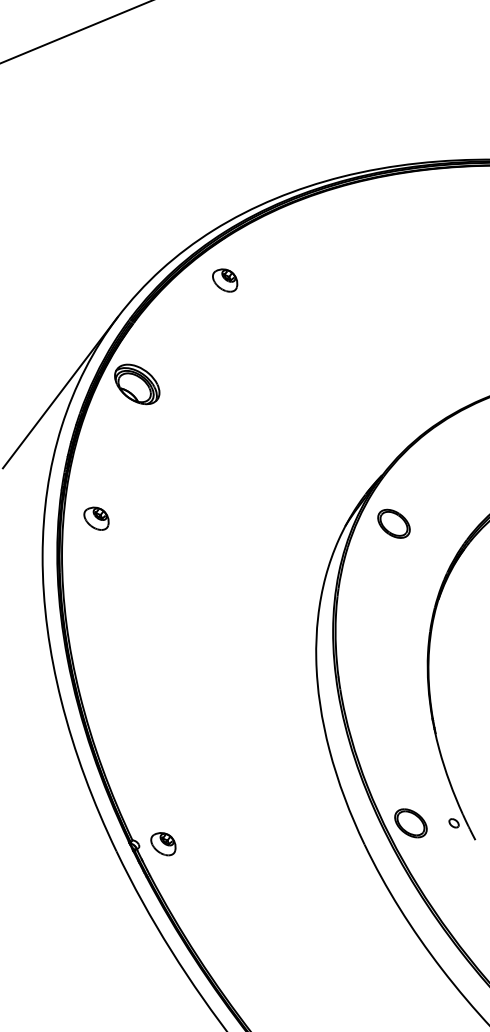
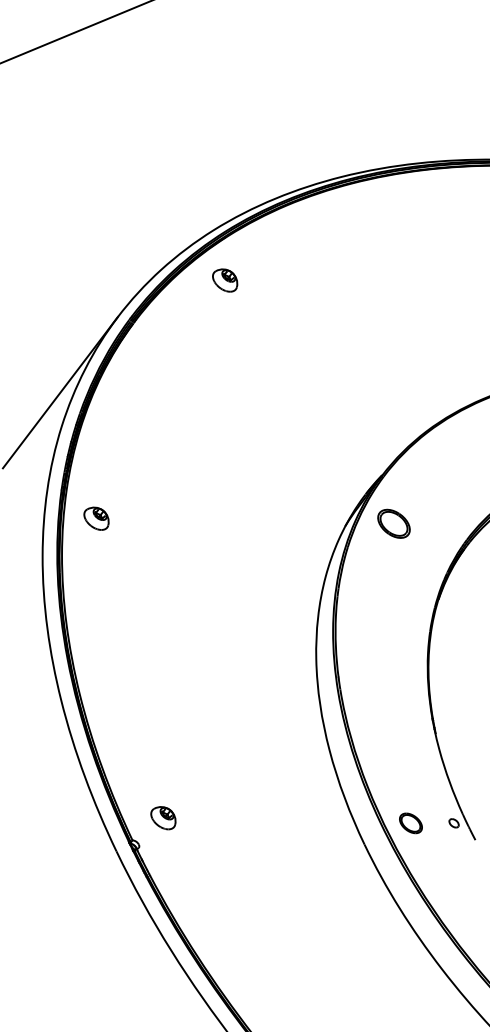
part: present -> none (137, 384)
part size: 34x31 px -> 24x23 px (410, 823)
part position: (163, 844) -> (163, 818) (163, 818)
